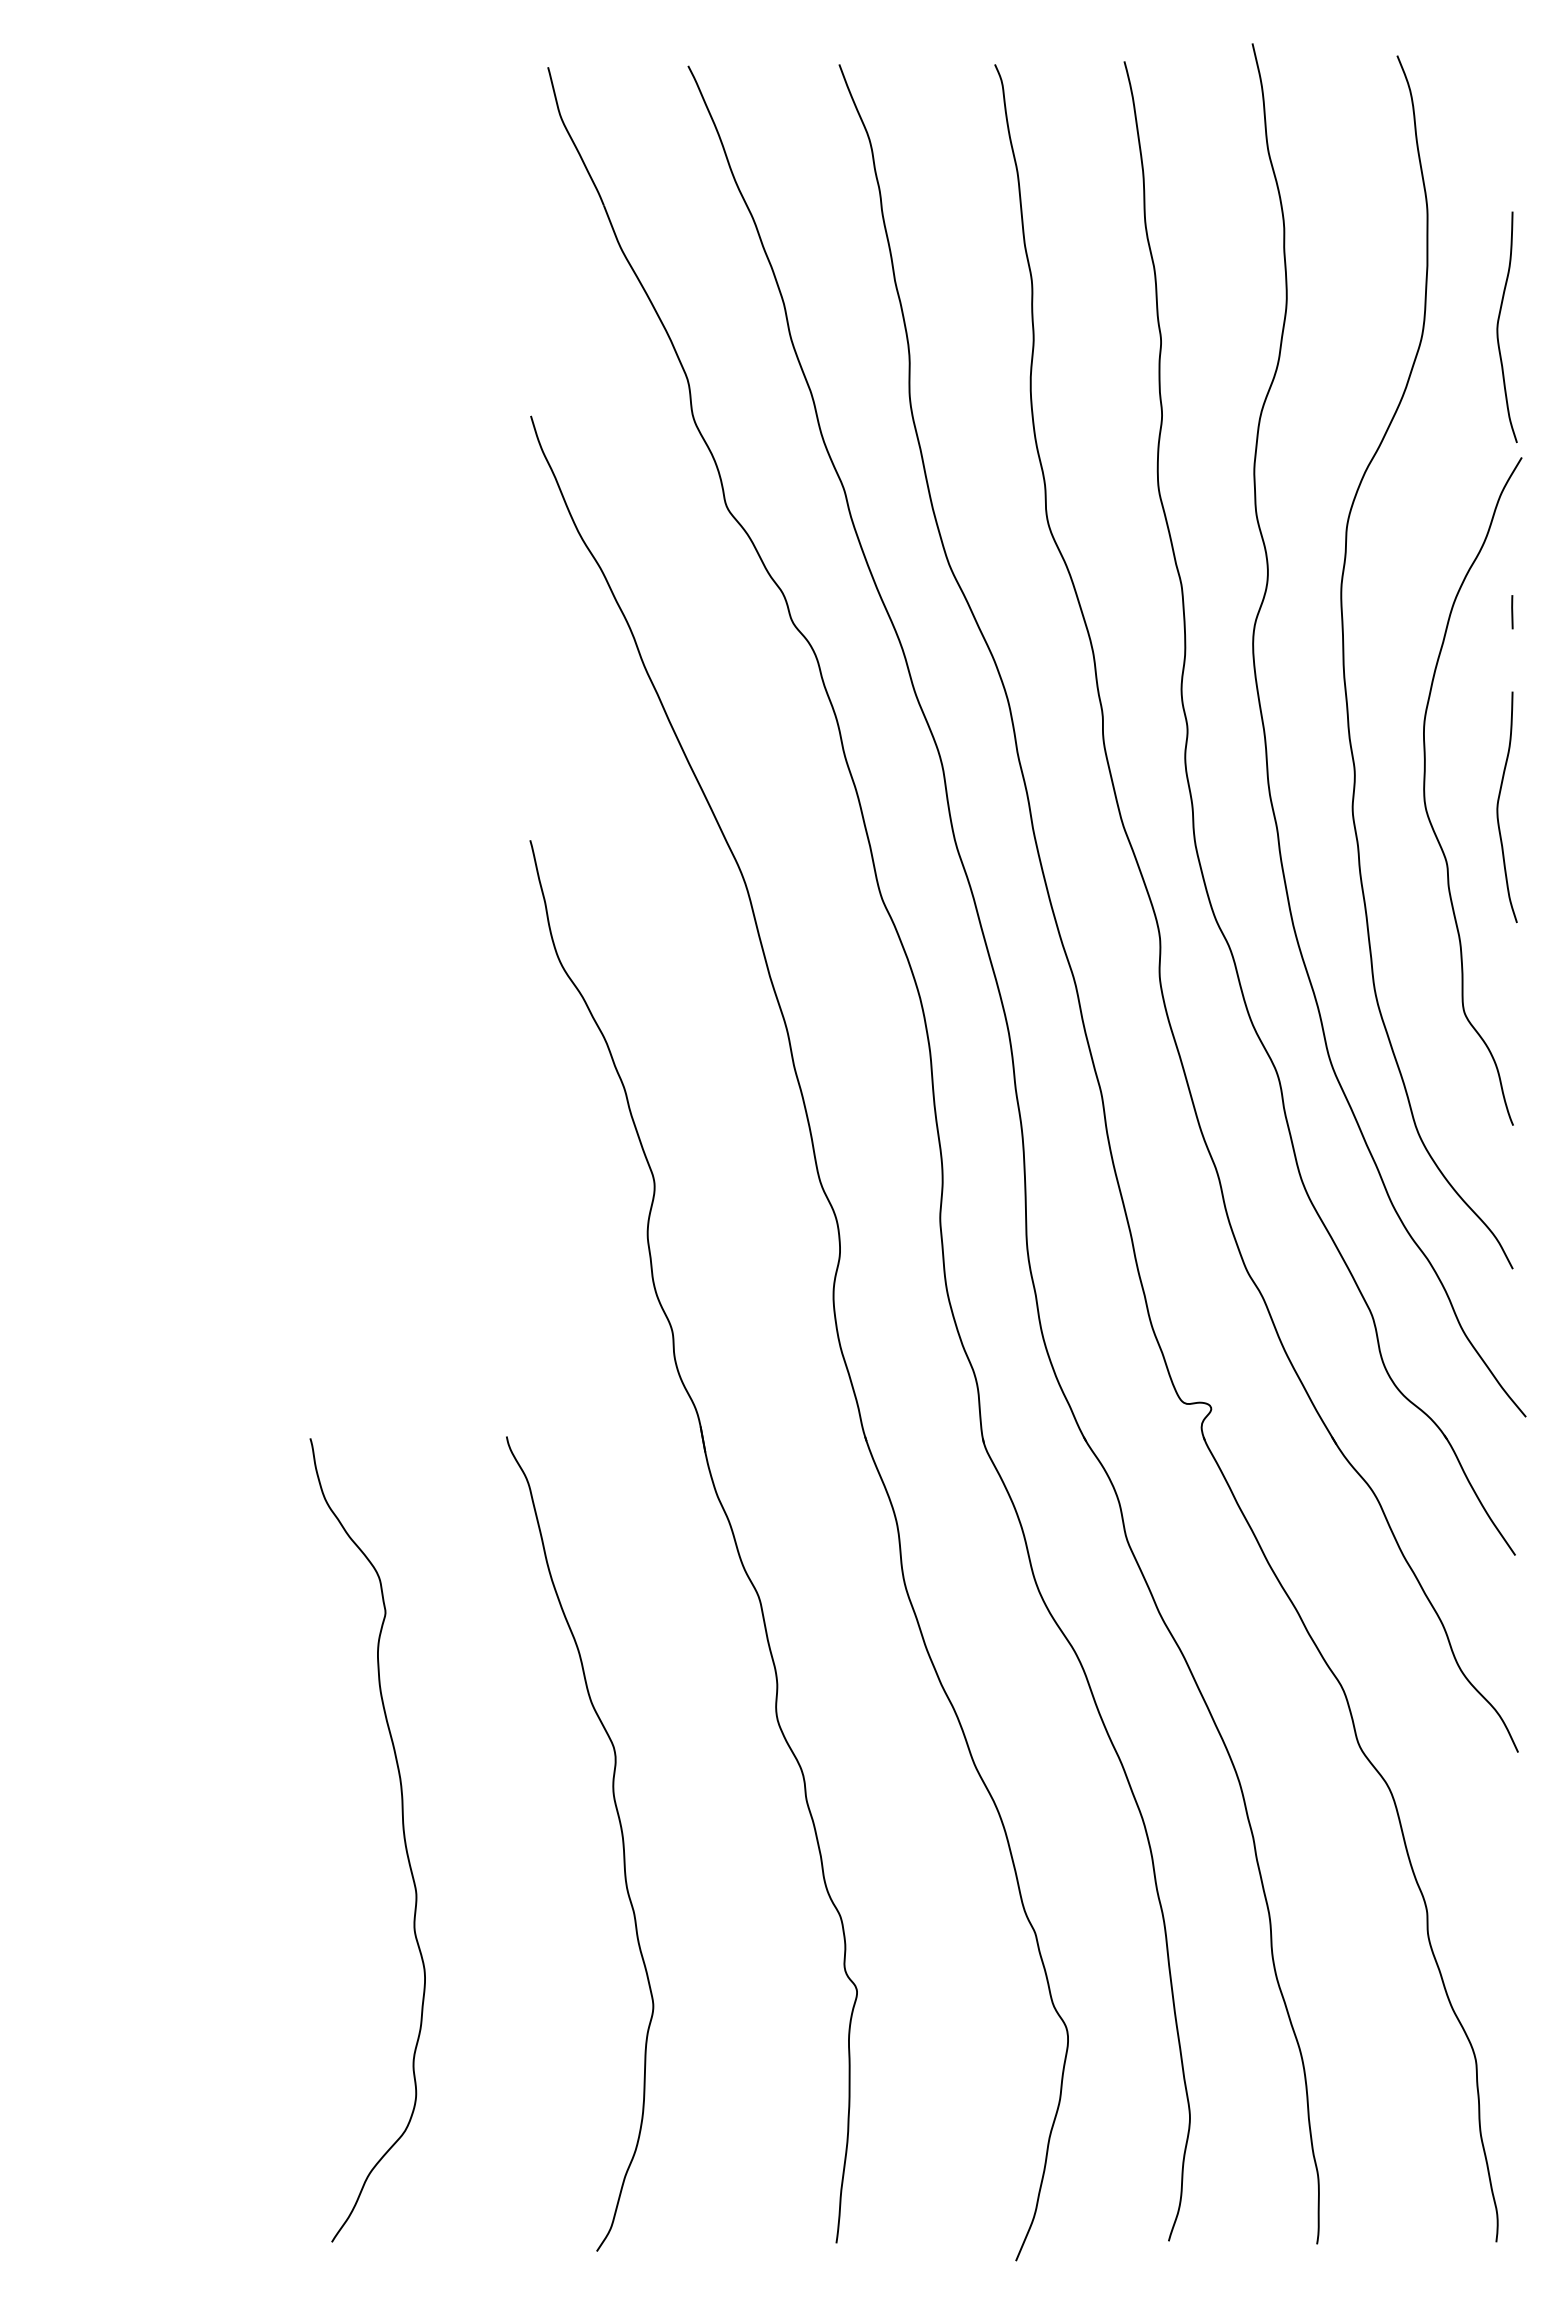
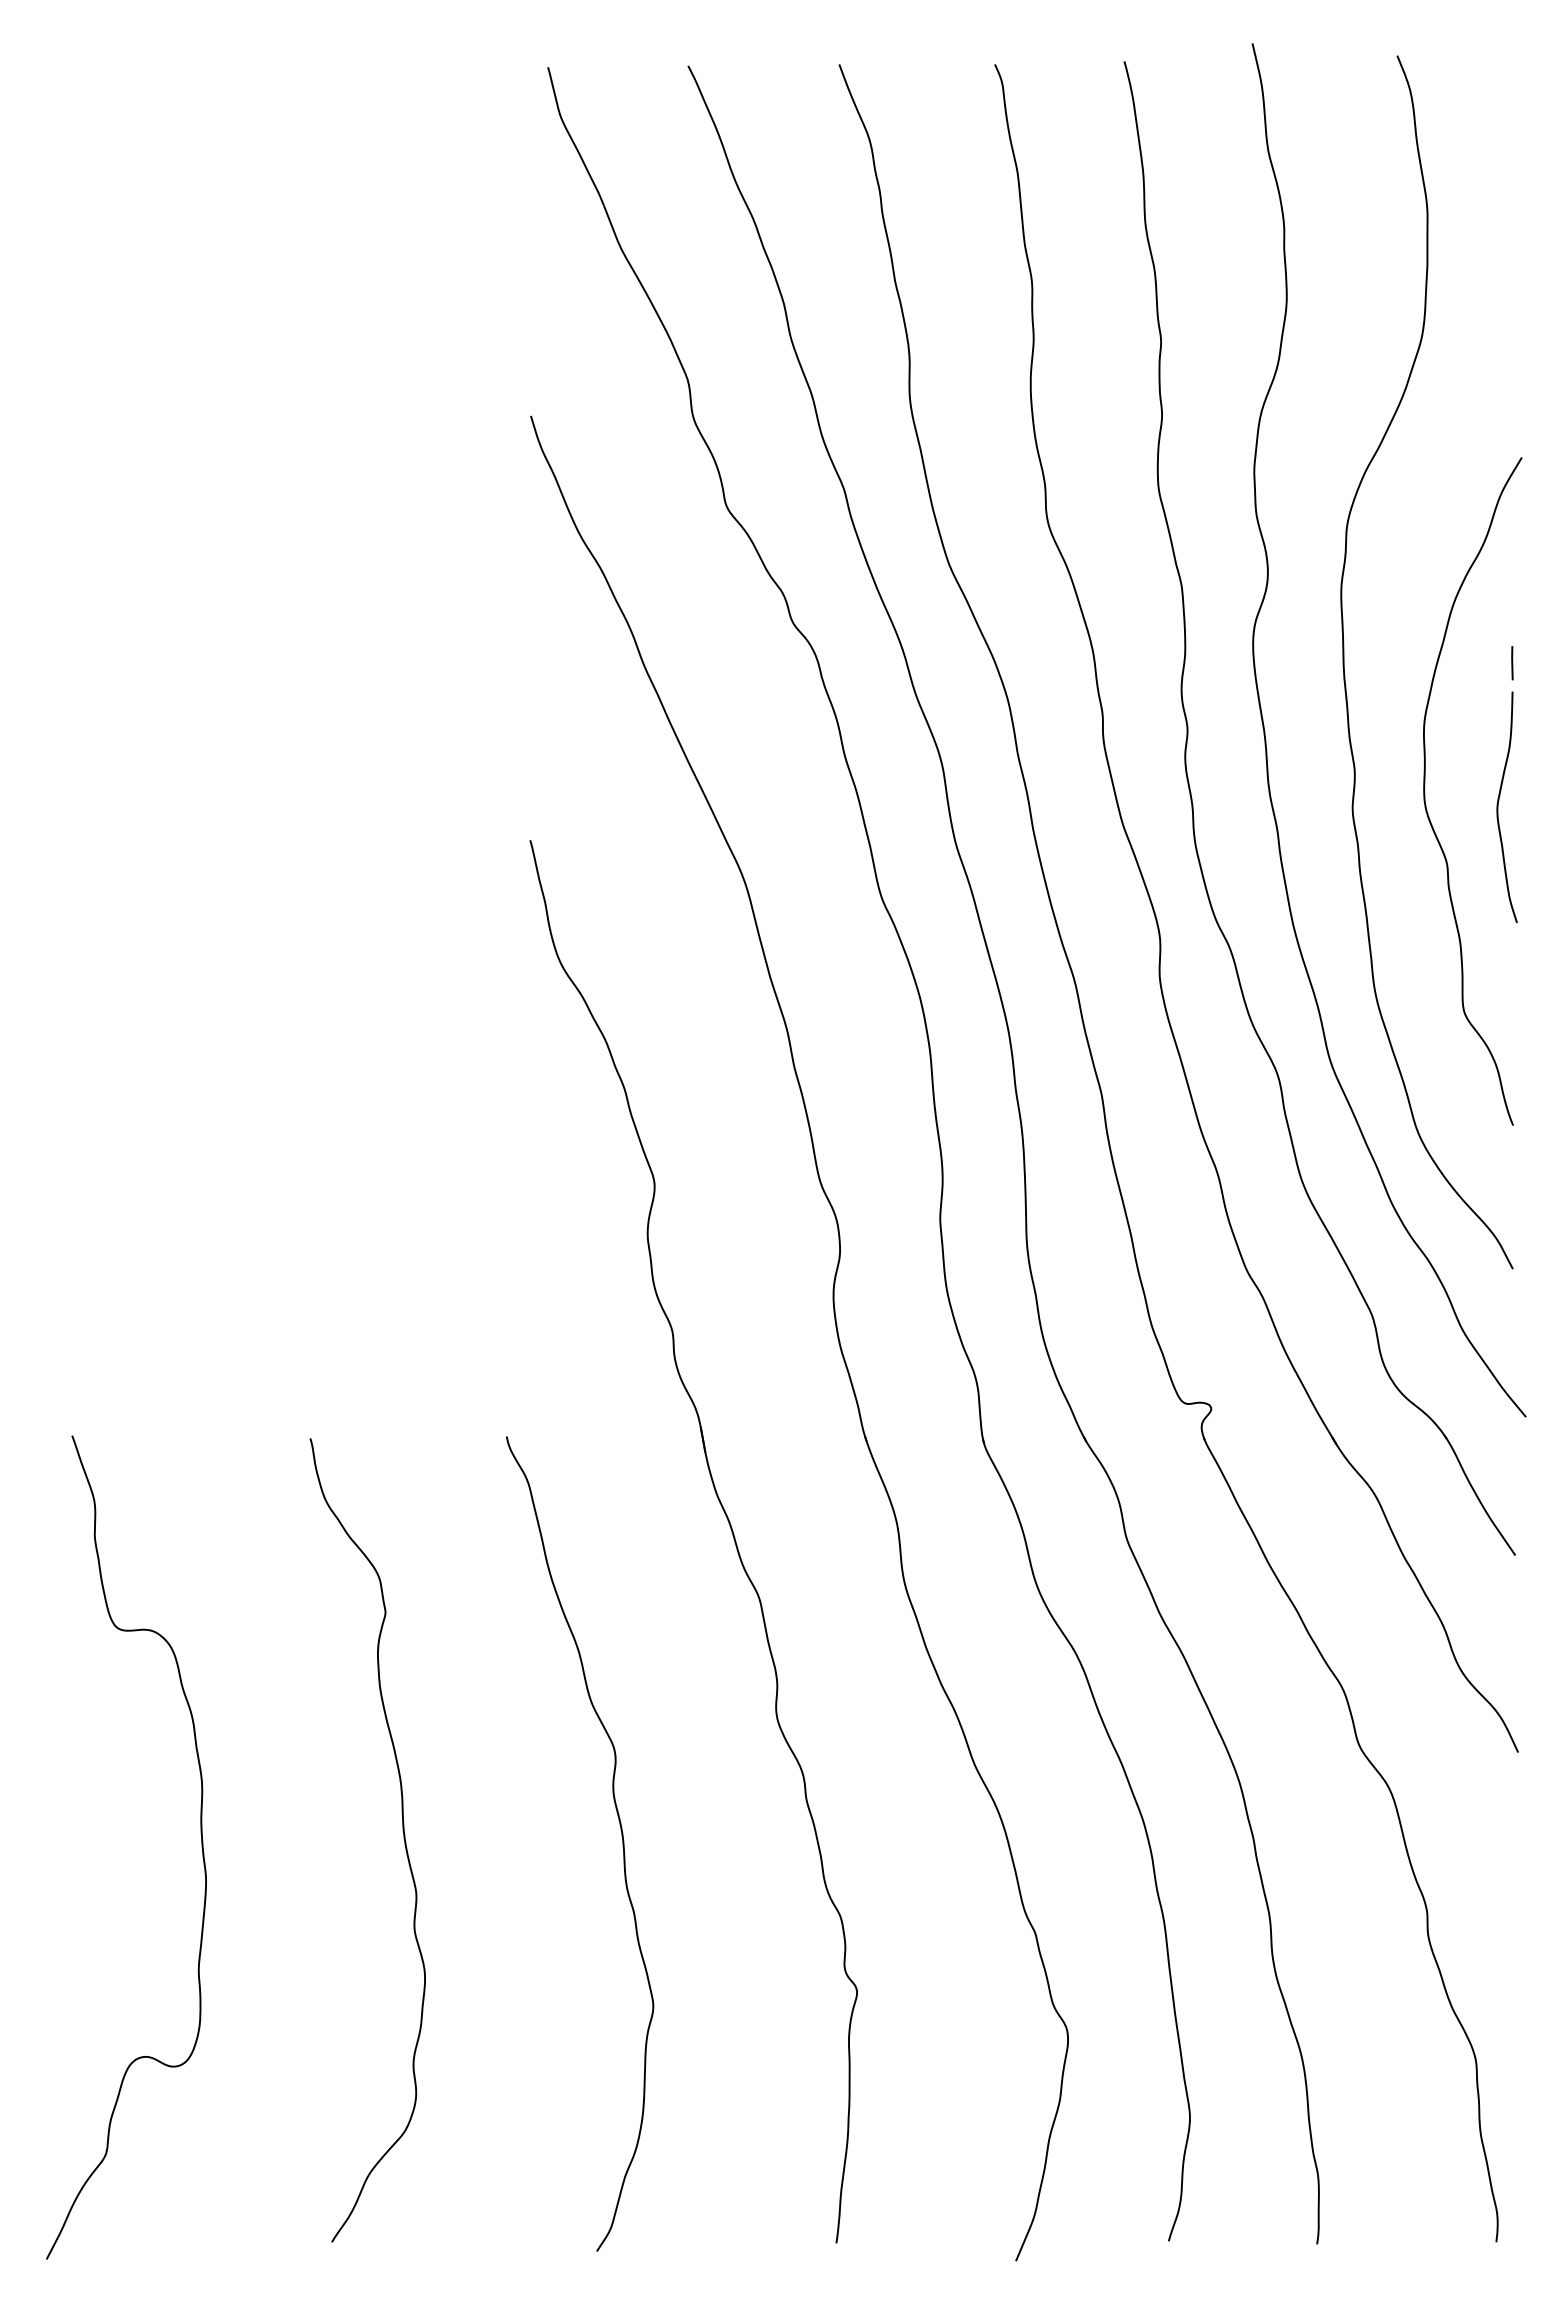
curve: present -> none (1498, 327)
line position: (1512, 612) -> (1512, 663) (1512, 663)
curve: none -> present (201, 1847)
